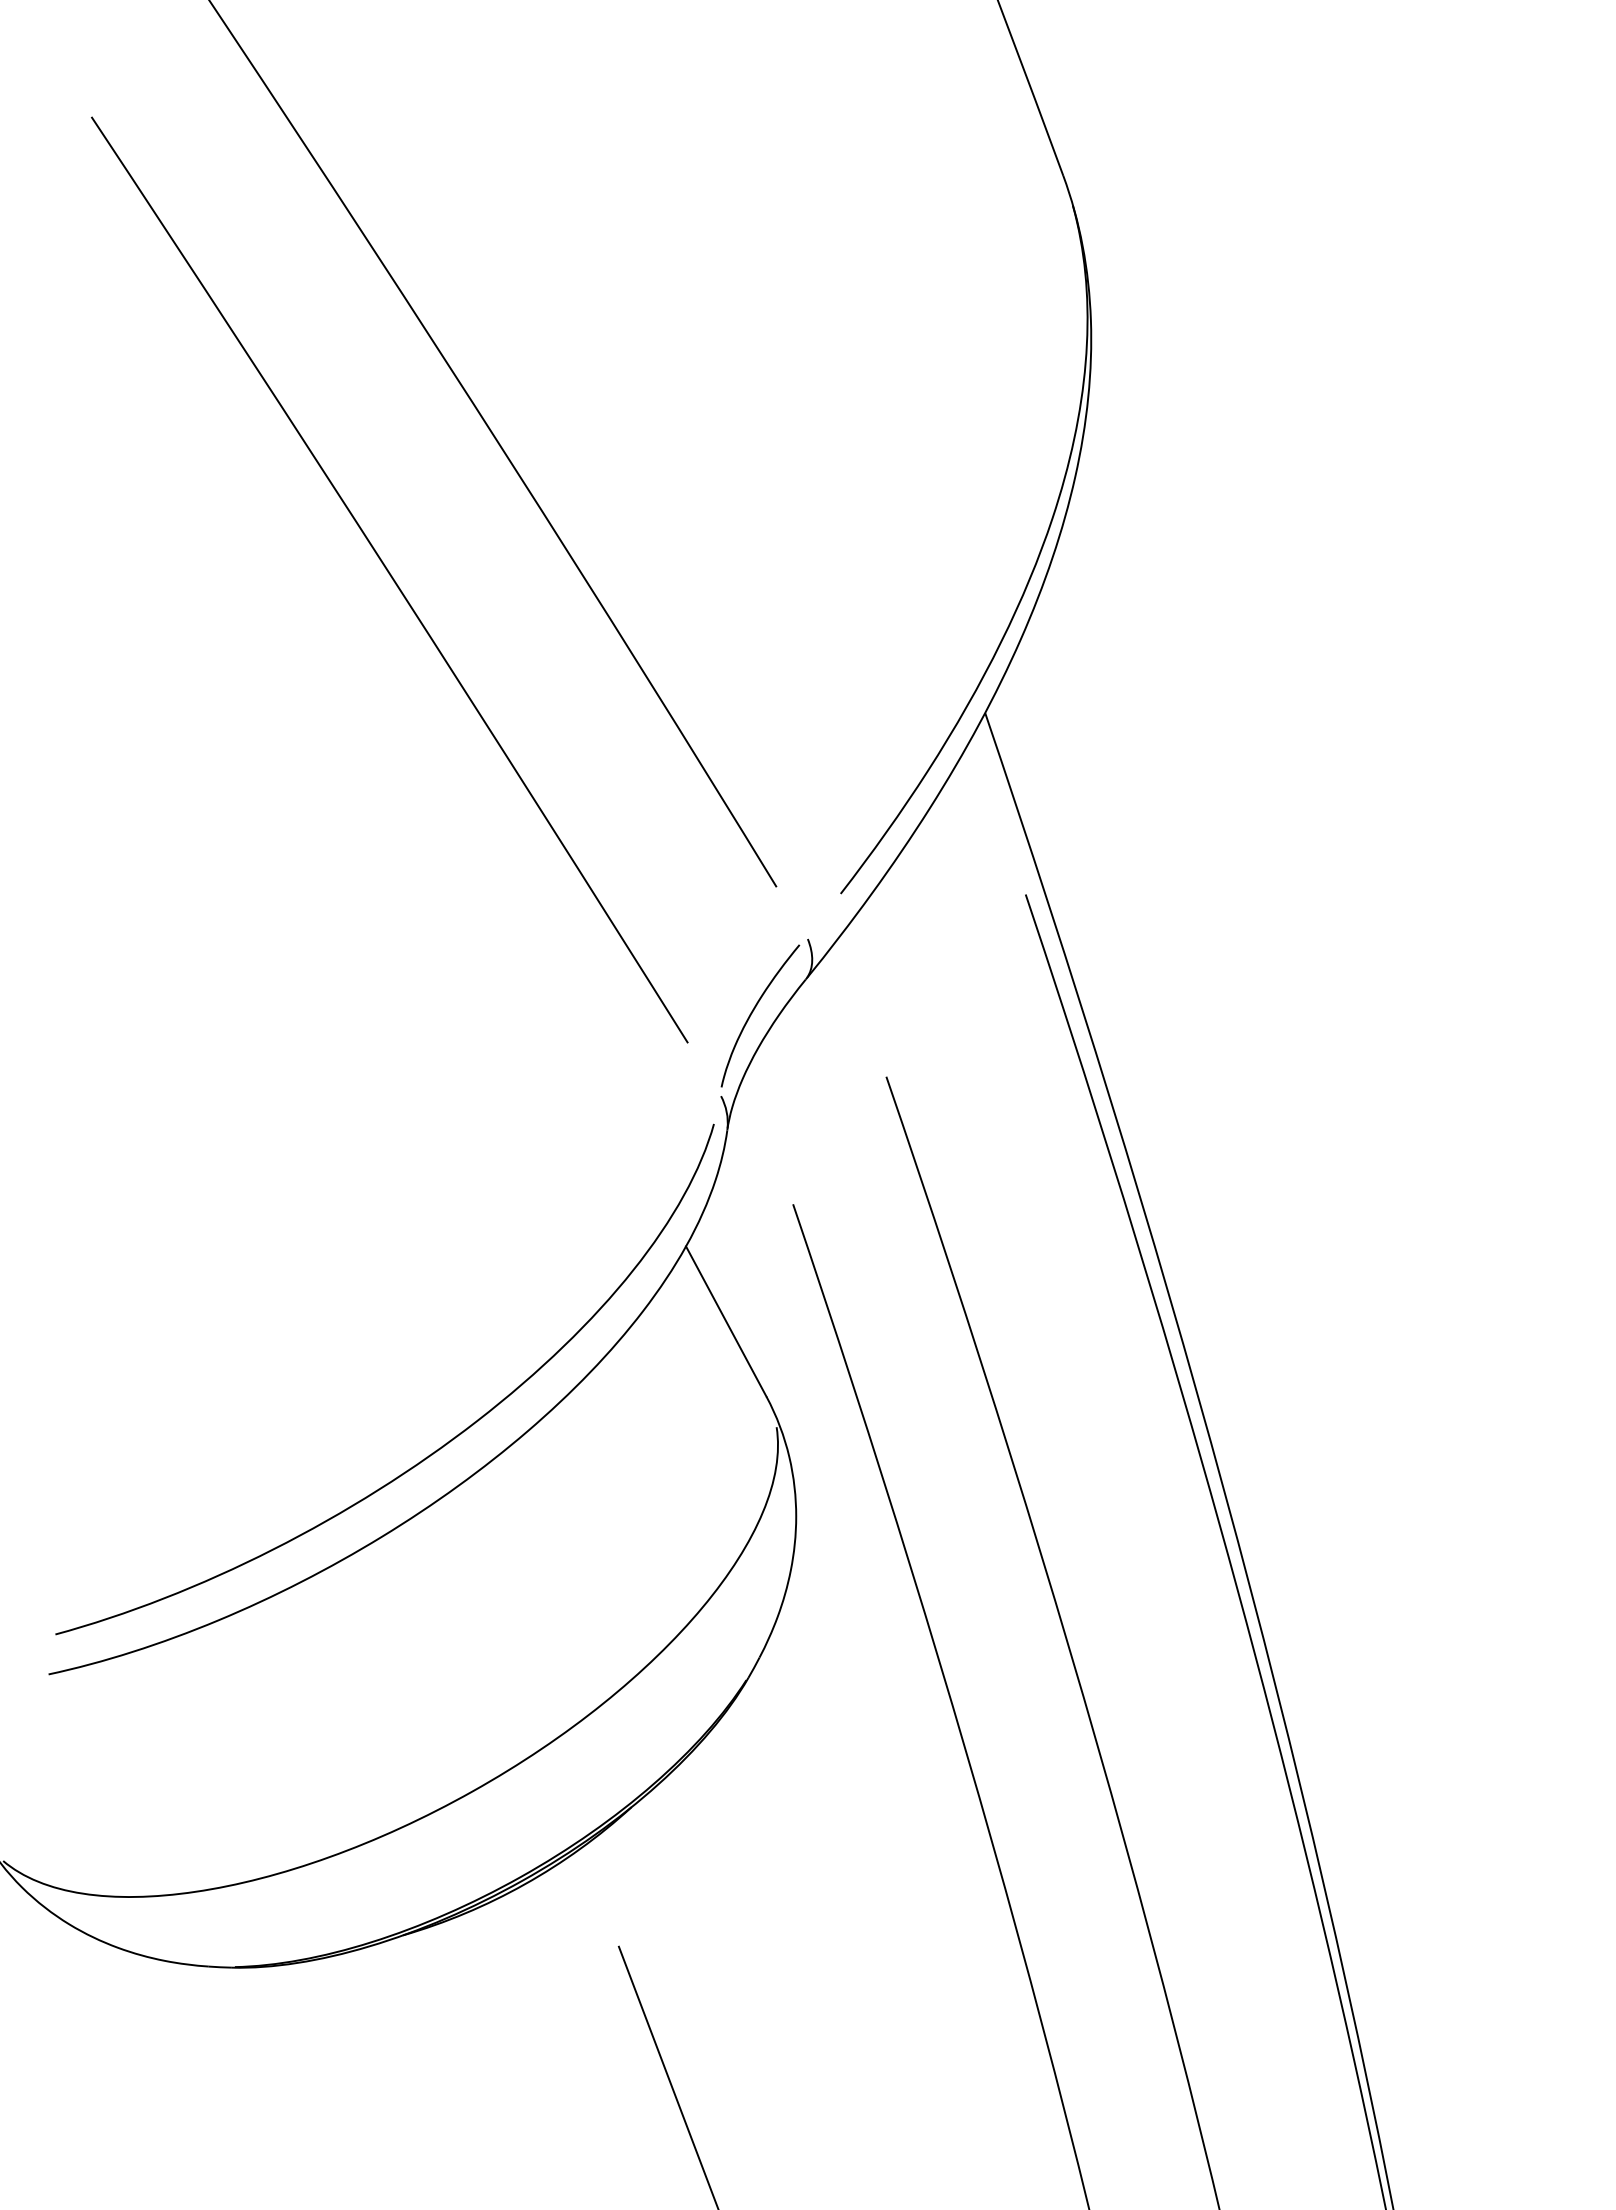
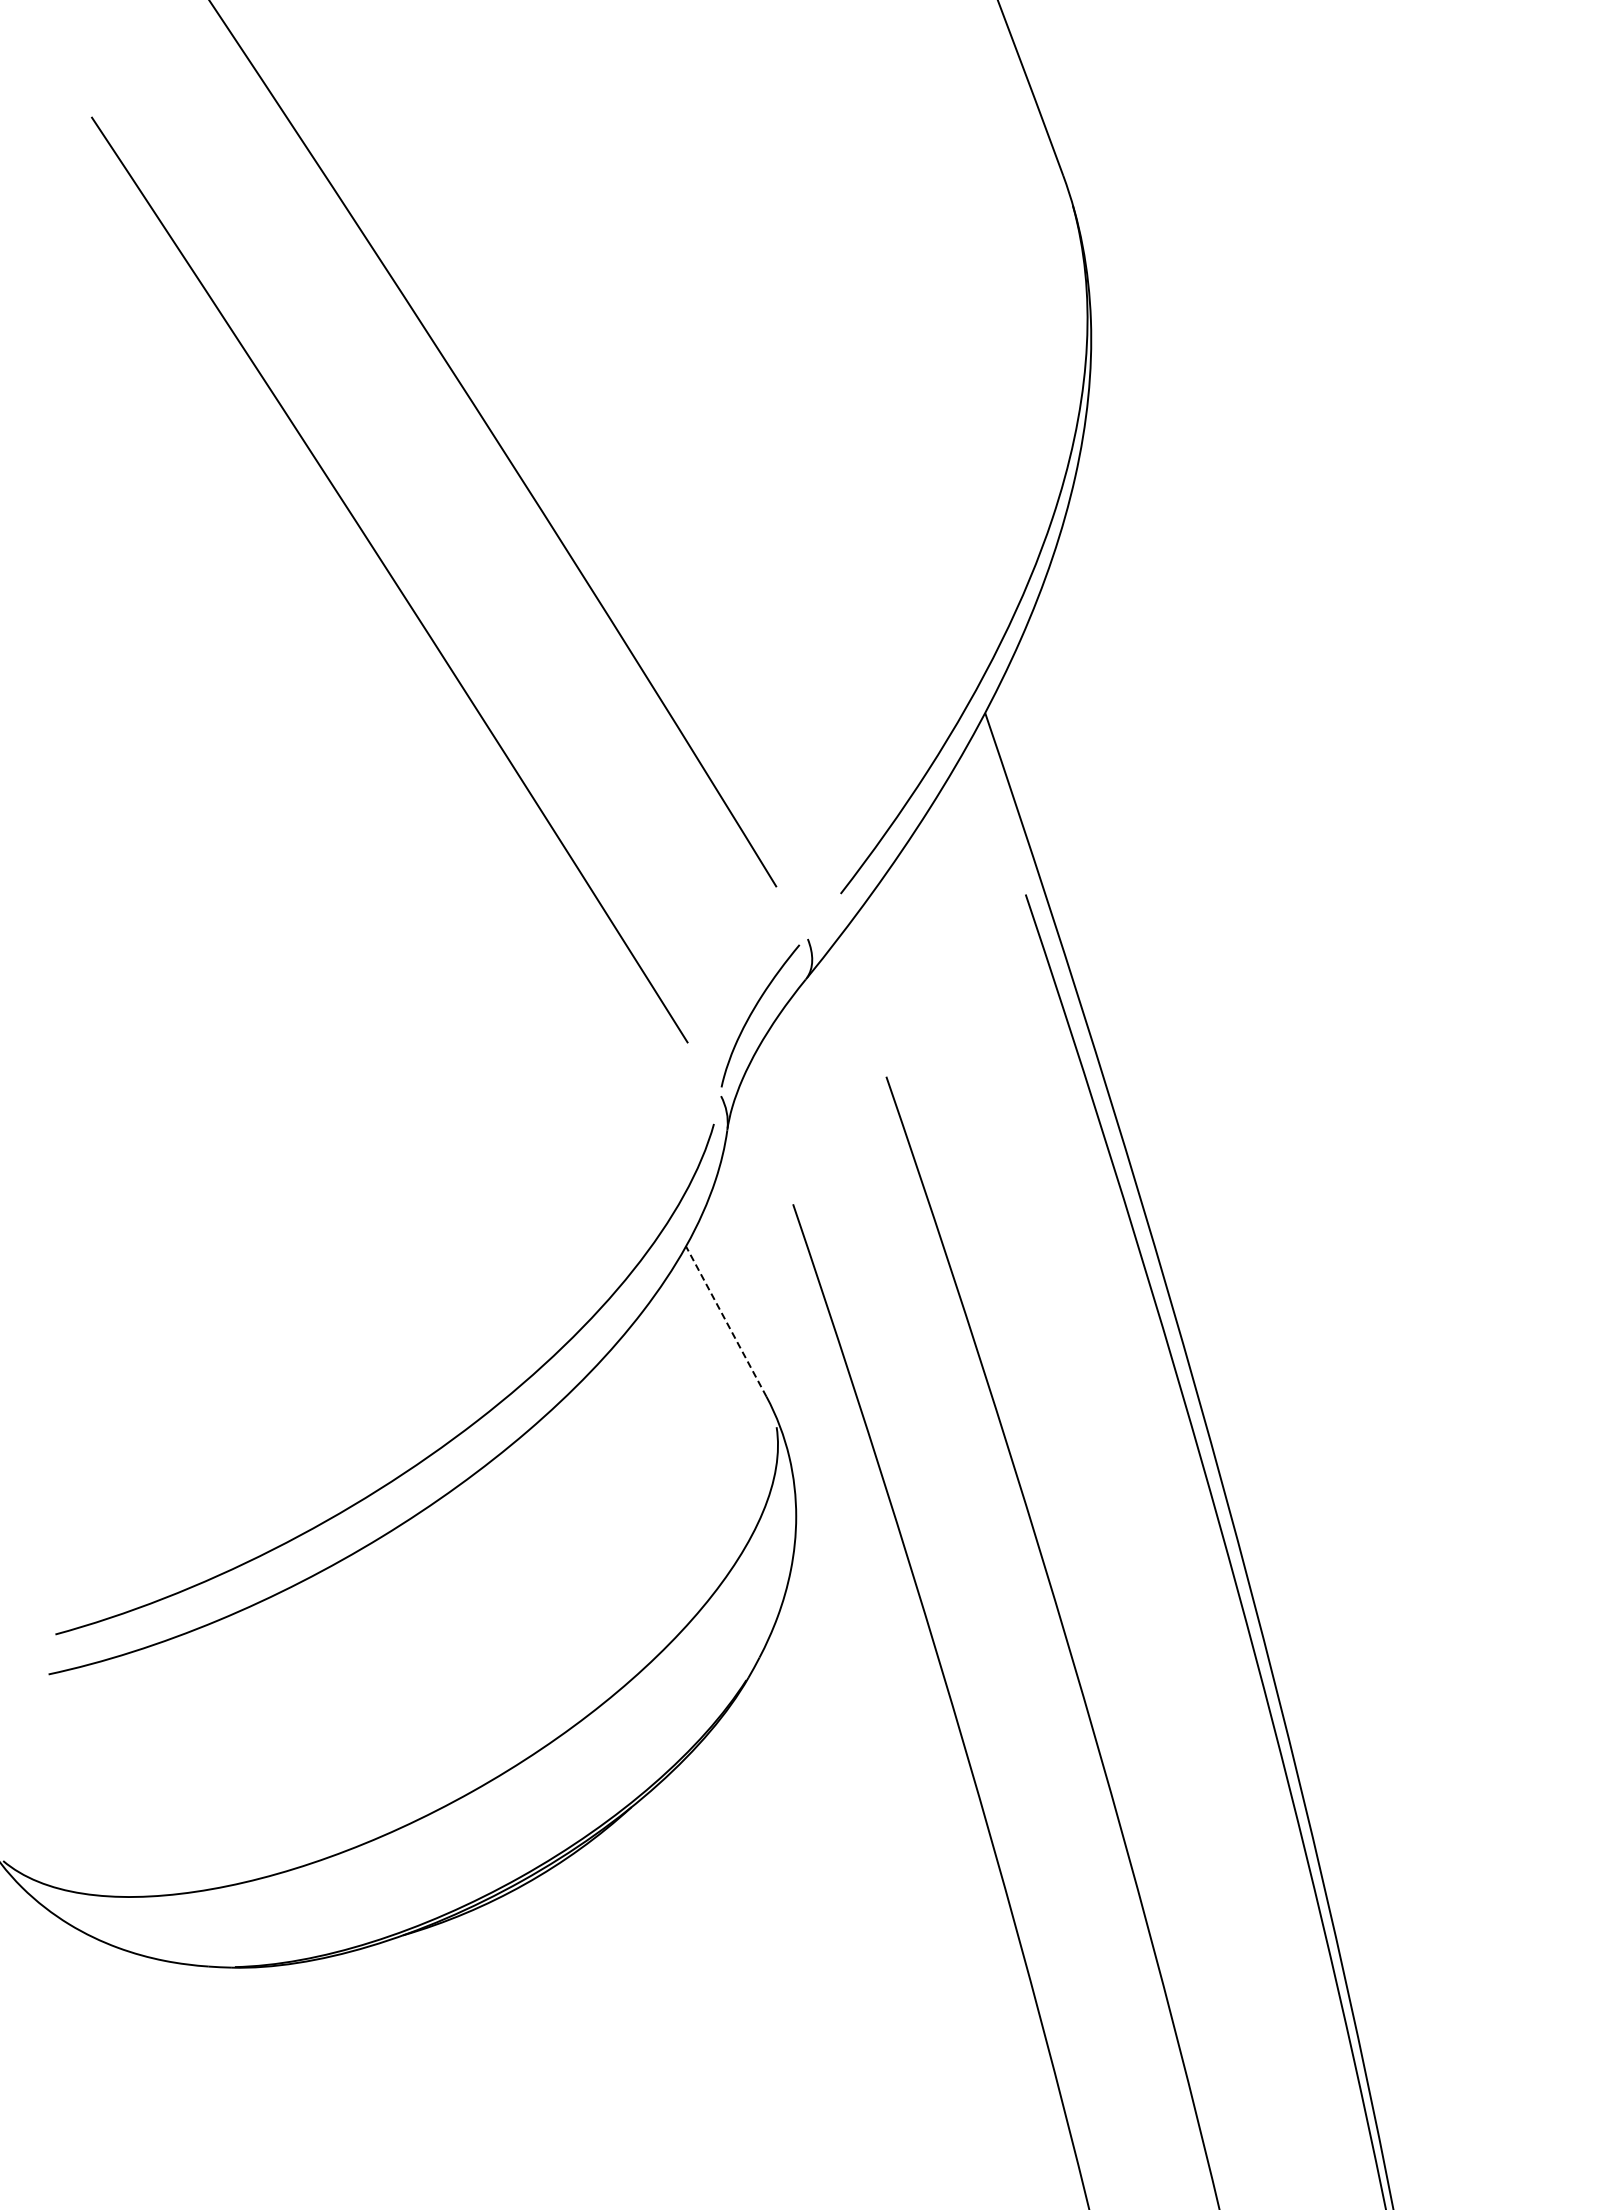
line: solid -> dashed (726, 1321)
line: present -> none (667, 2076)
